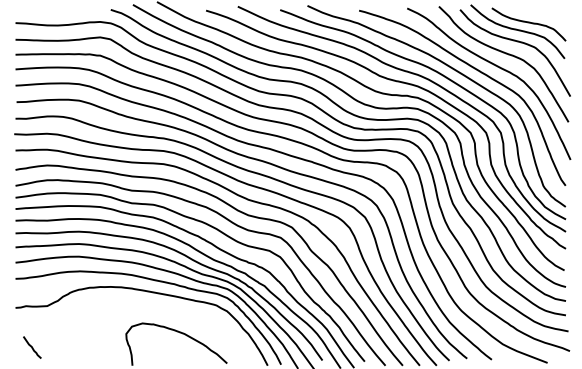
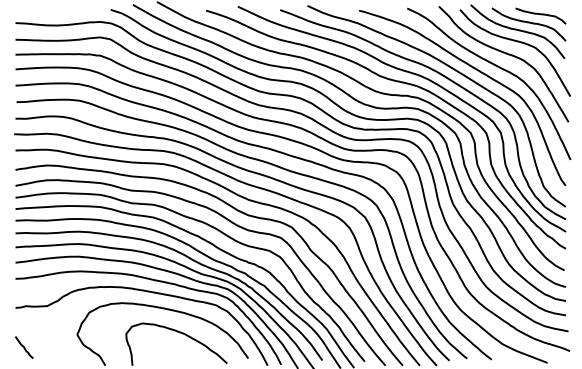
curve: none -> present (540, 15)
curve: none -> present (167, 310)
line position: (32, 347) -> (24, 347) (24, 347)
